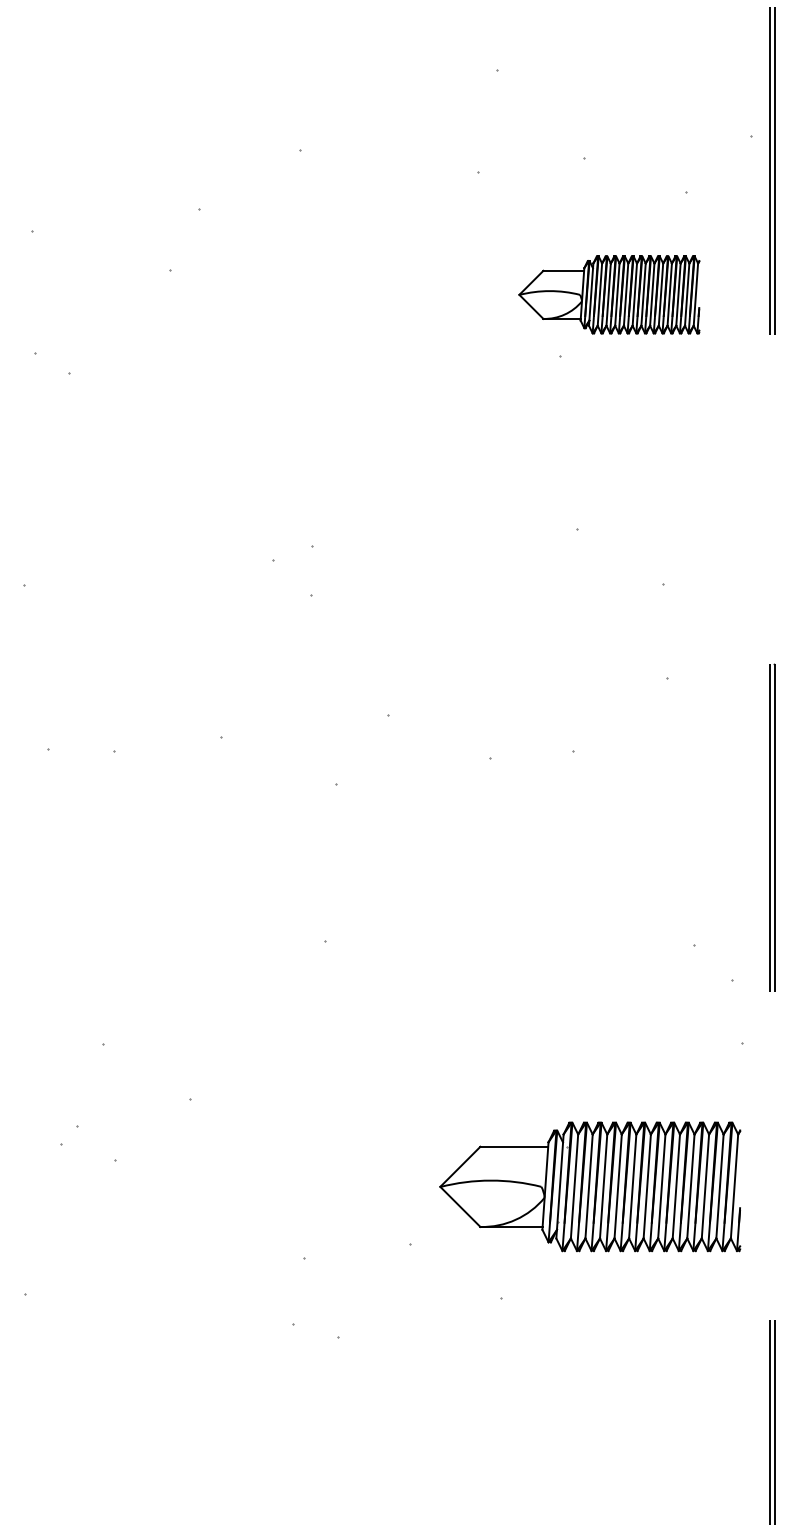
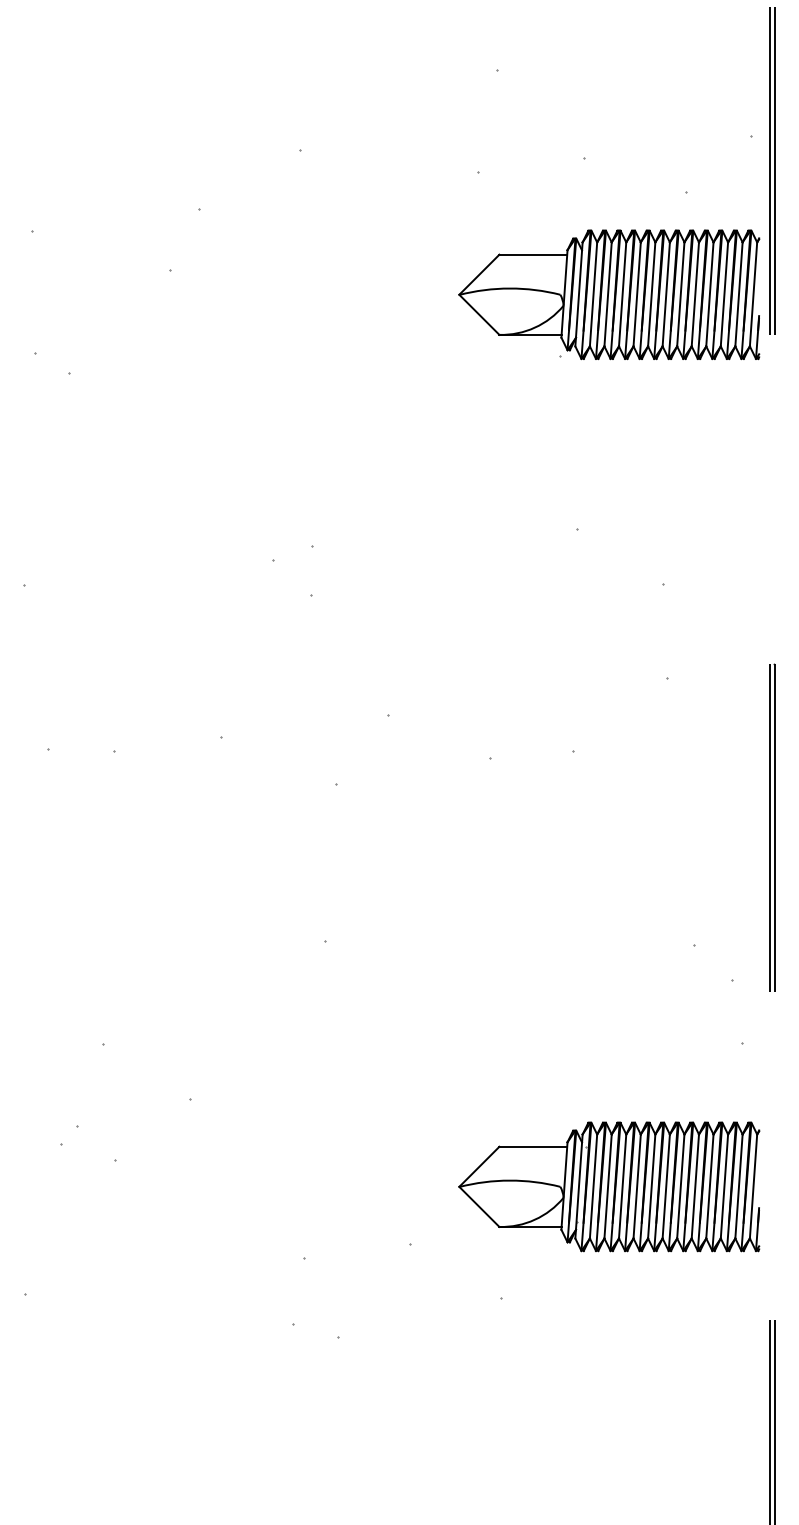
part size: 183x80 px -> 303x132 px (609, 294)
part position: (590, 1186) -> (609, 1186) (609, 1186)
